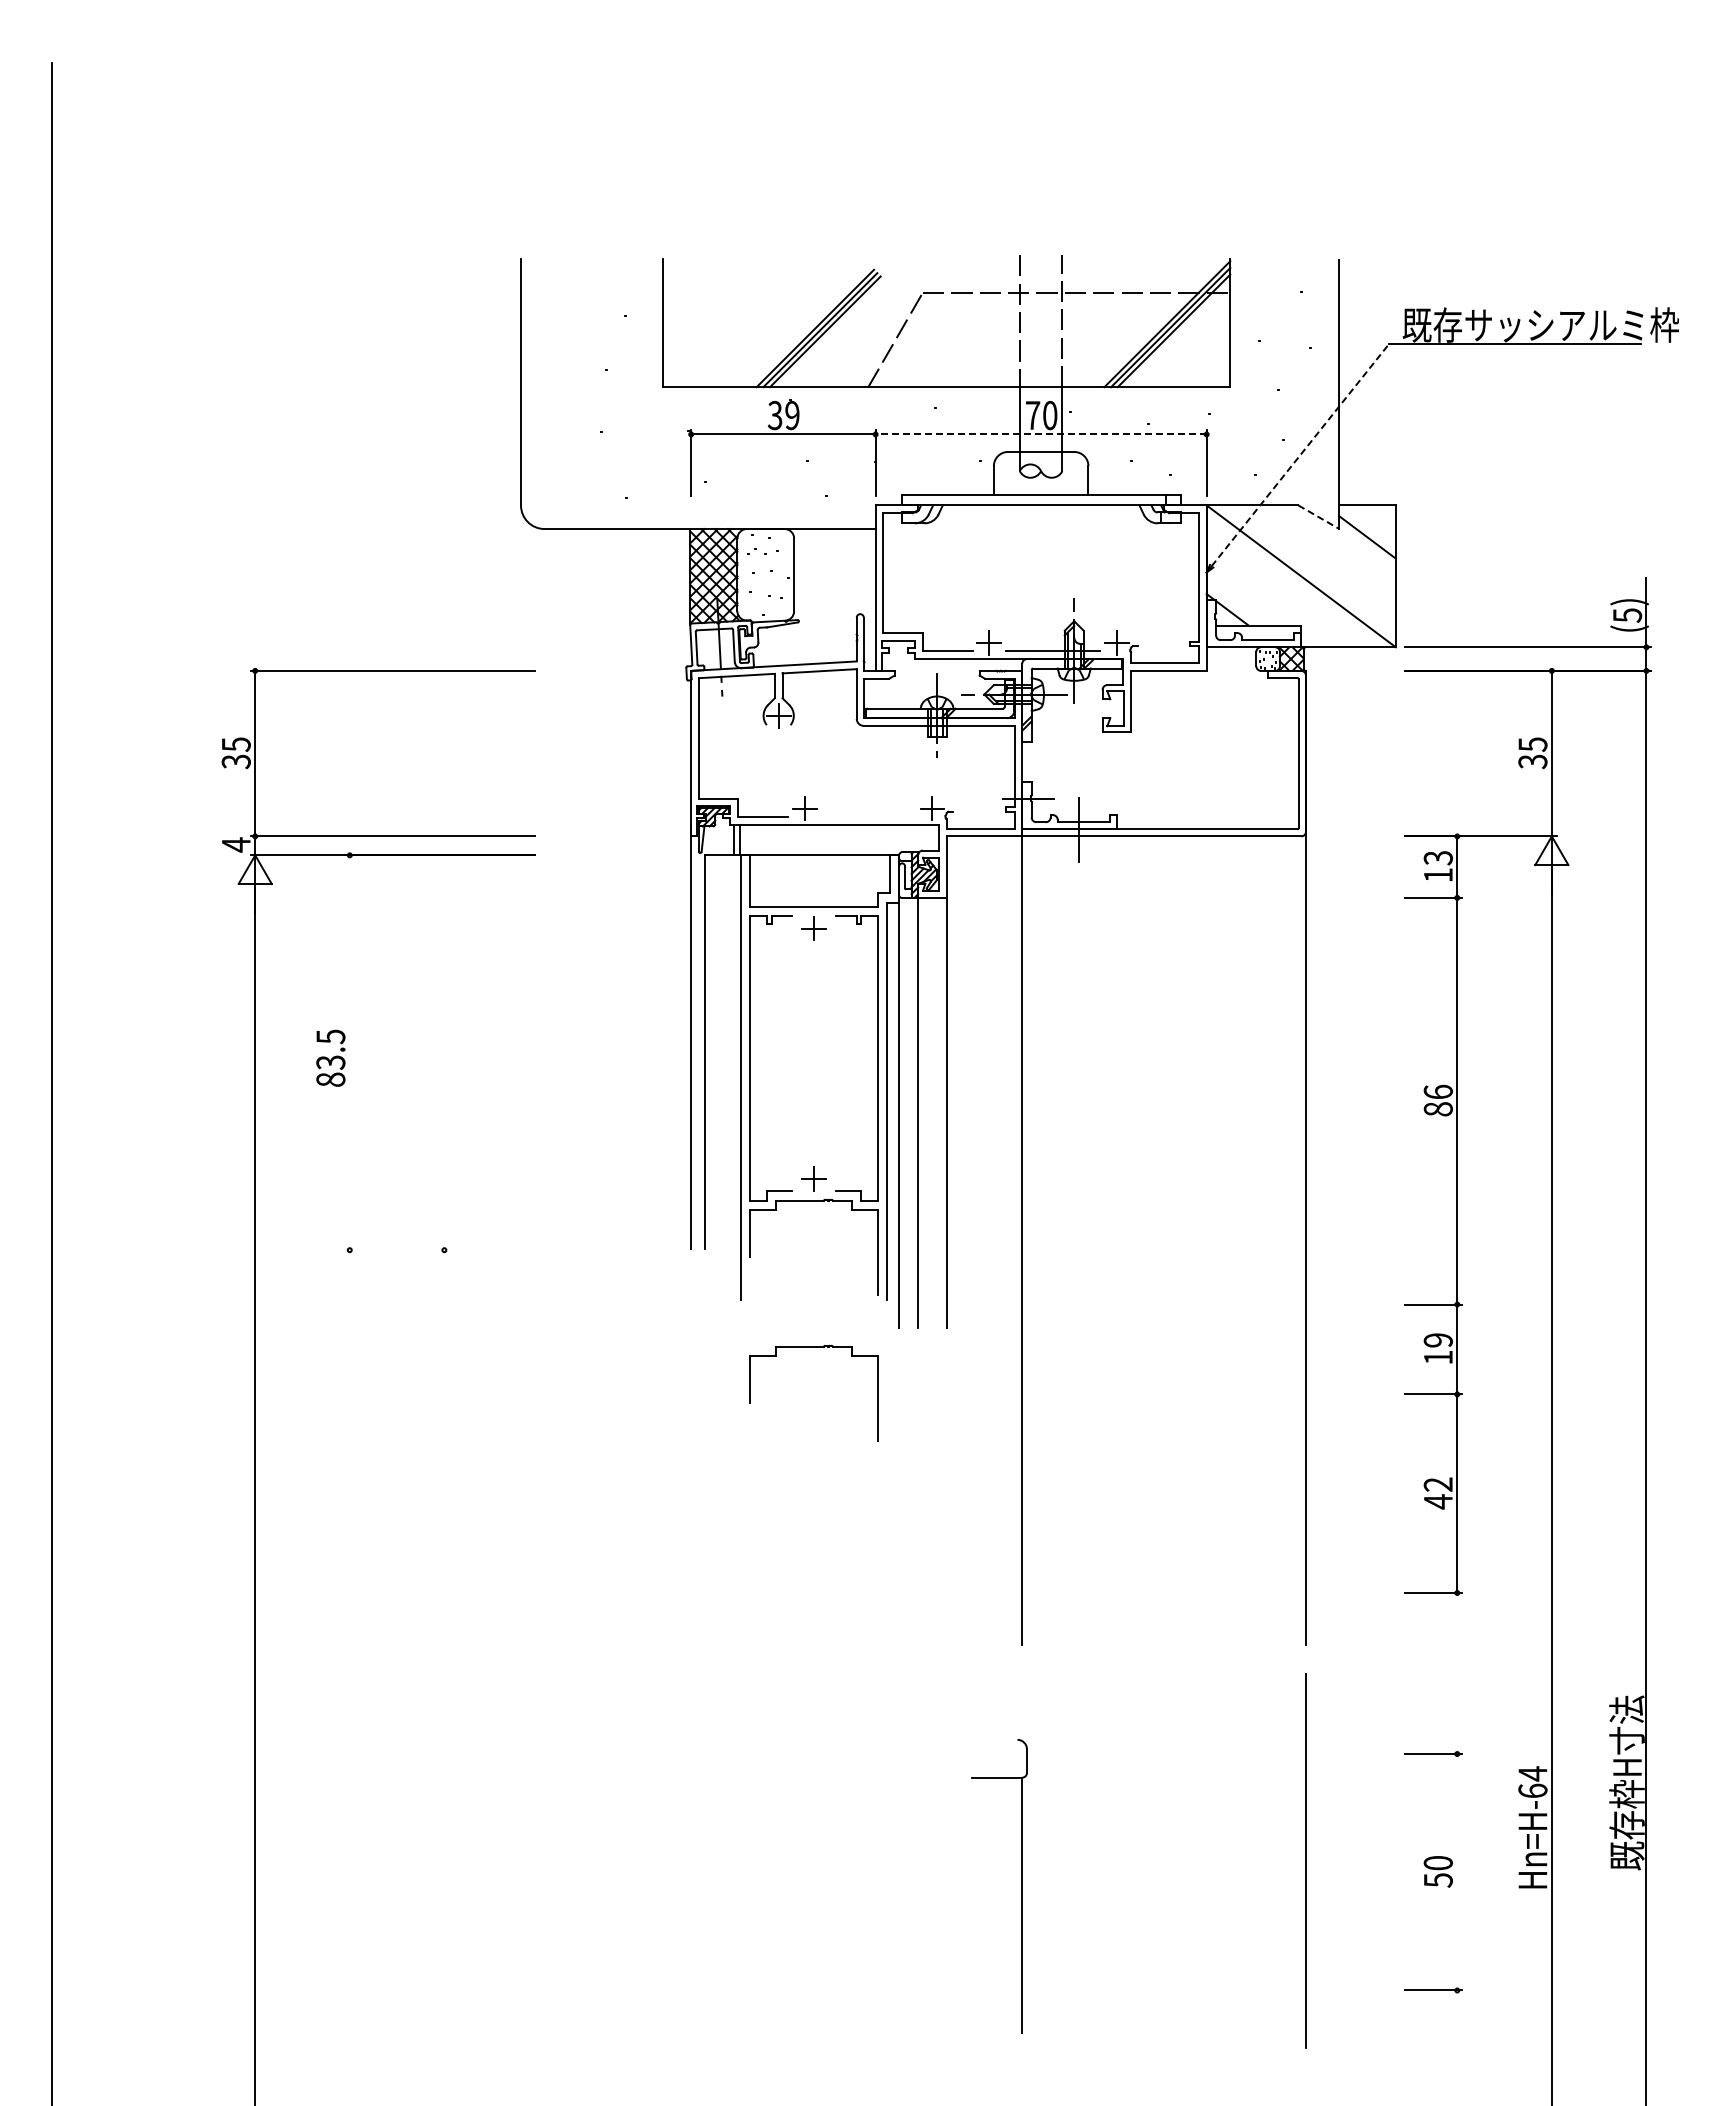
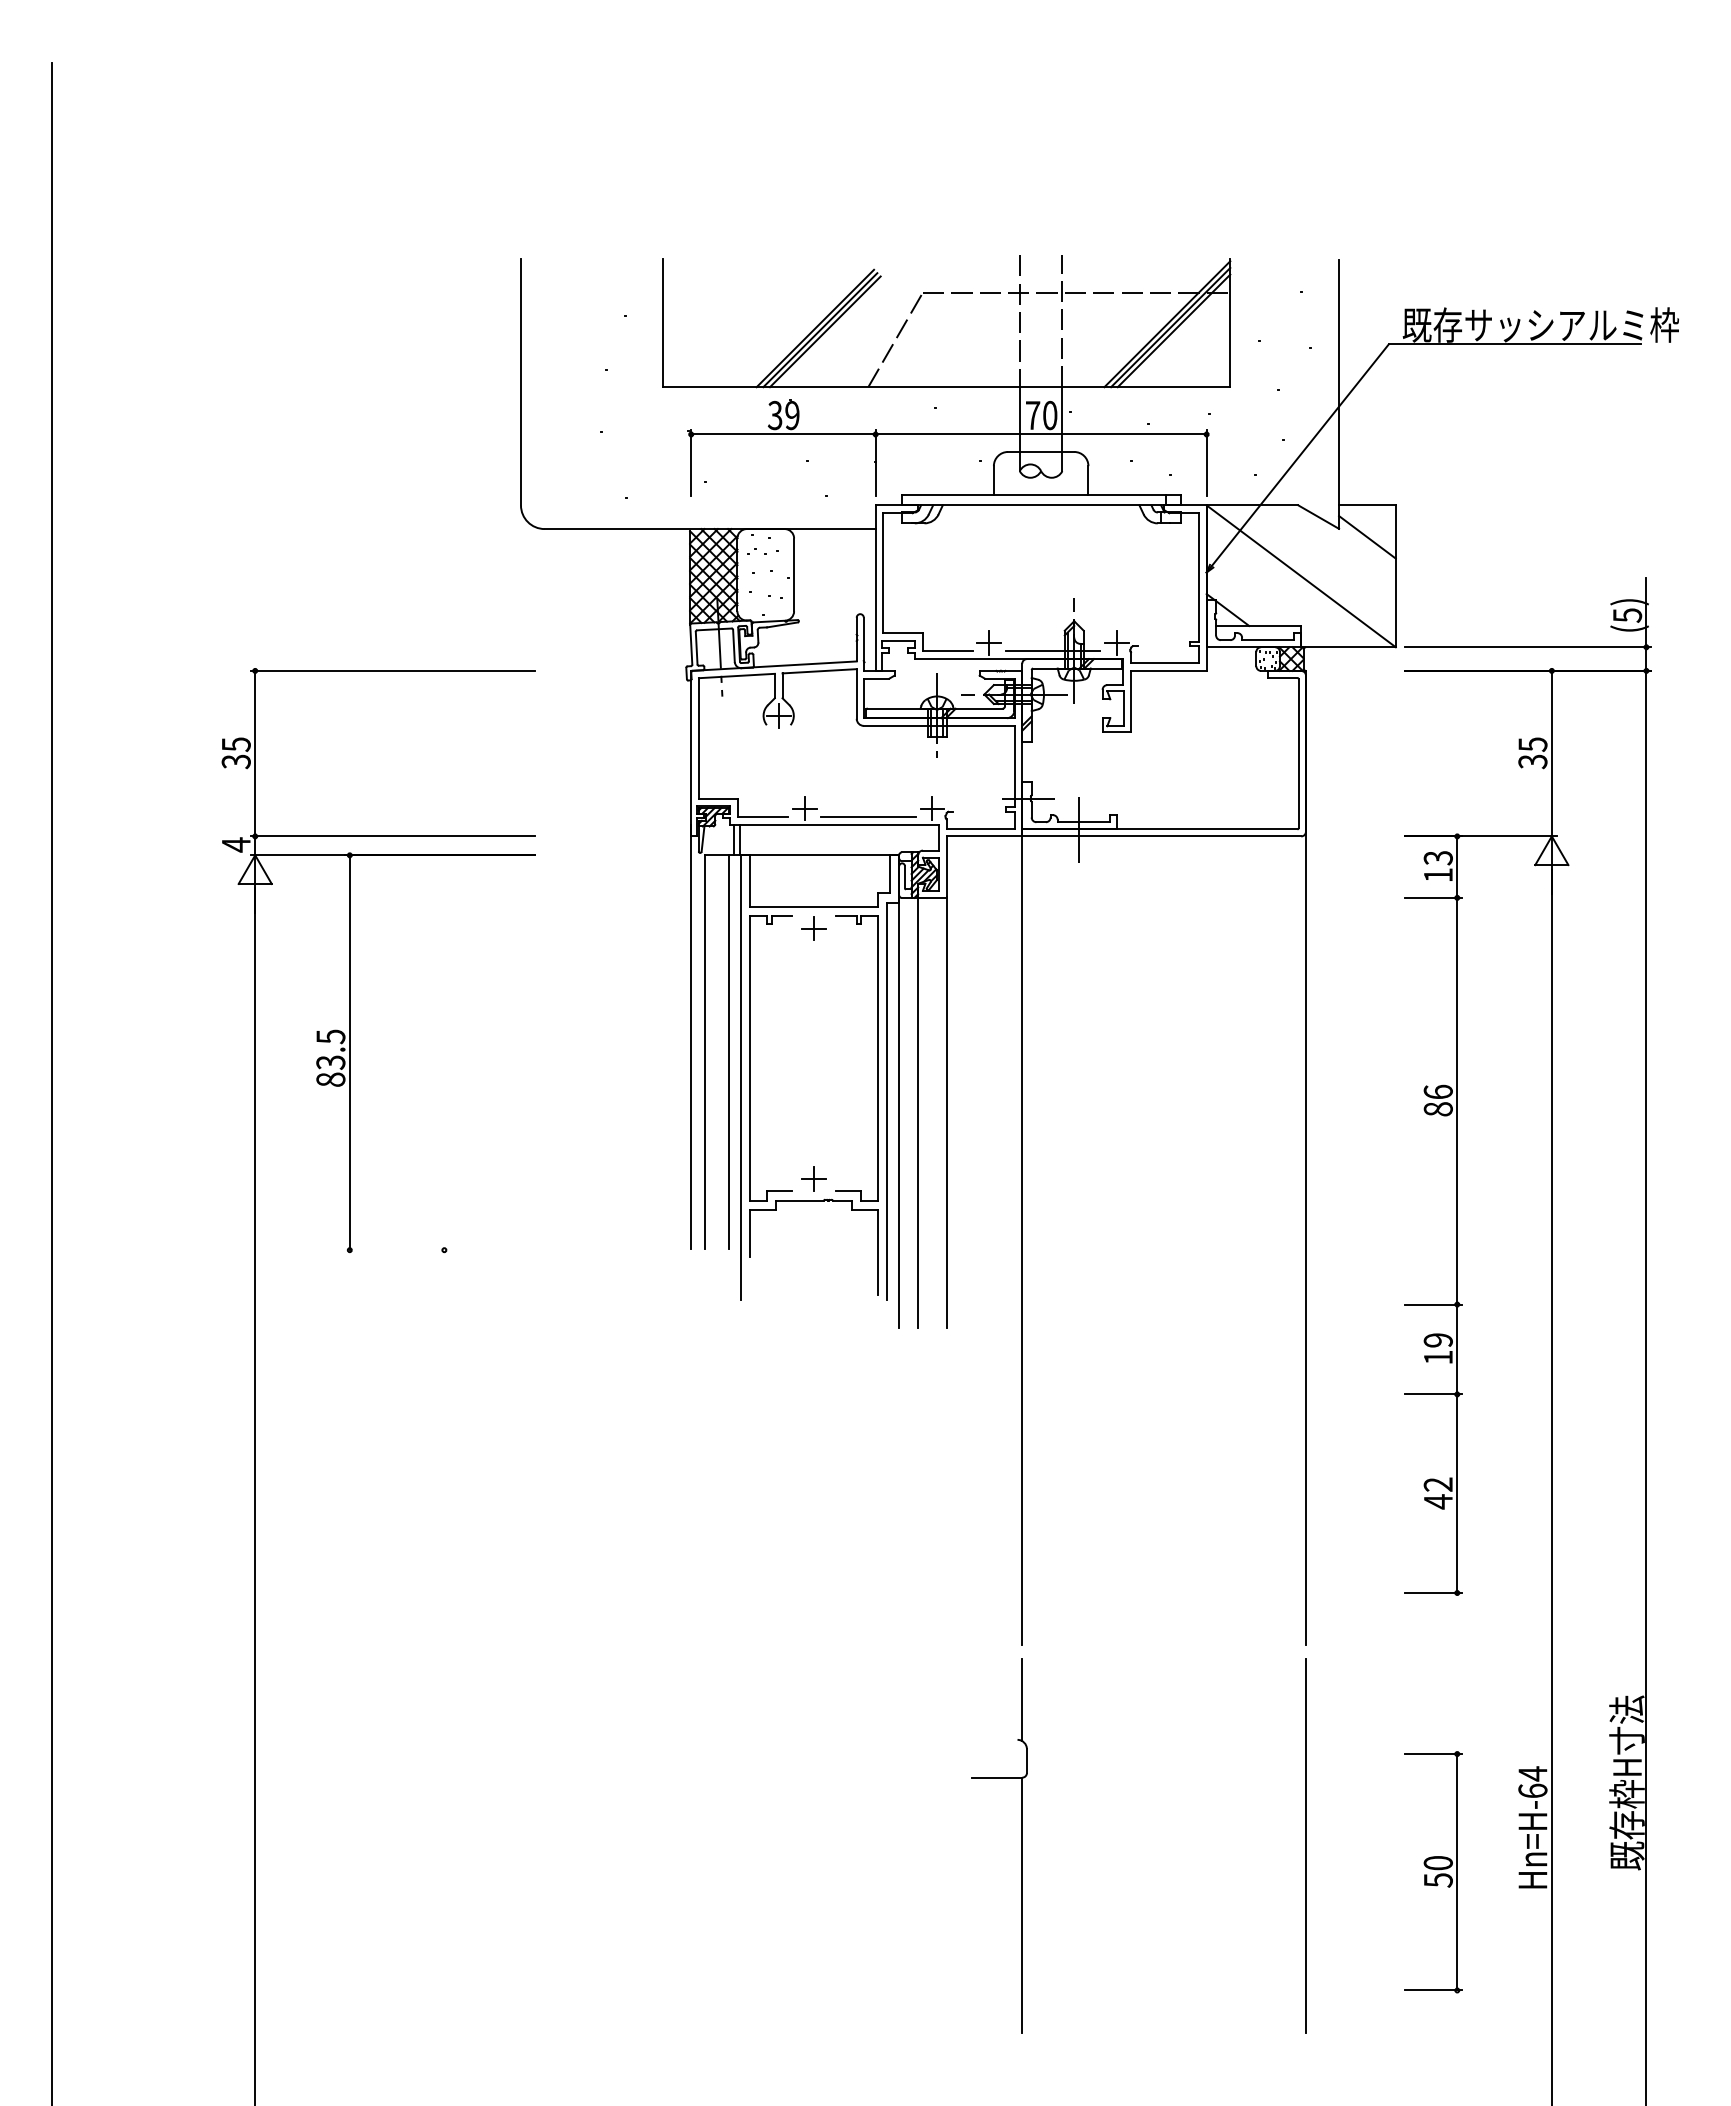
line: dashed -> solid (1041, 434)
line: dashed -> solid (1300, 455)
line: dashed -> solid (1319, 517)
line: none -> present (868, 816)
line: none -> present (349, 1052)
line: none -> present (729, 1052)
part: present -> none (813, 1347)
line: none -> present (1022, 1700)
line position: (1305, 1860) -> (1305, 1845) (1305, 1845)
line: none -> present (1457, 1872)
